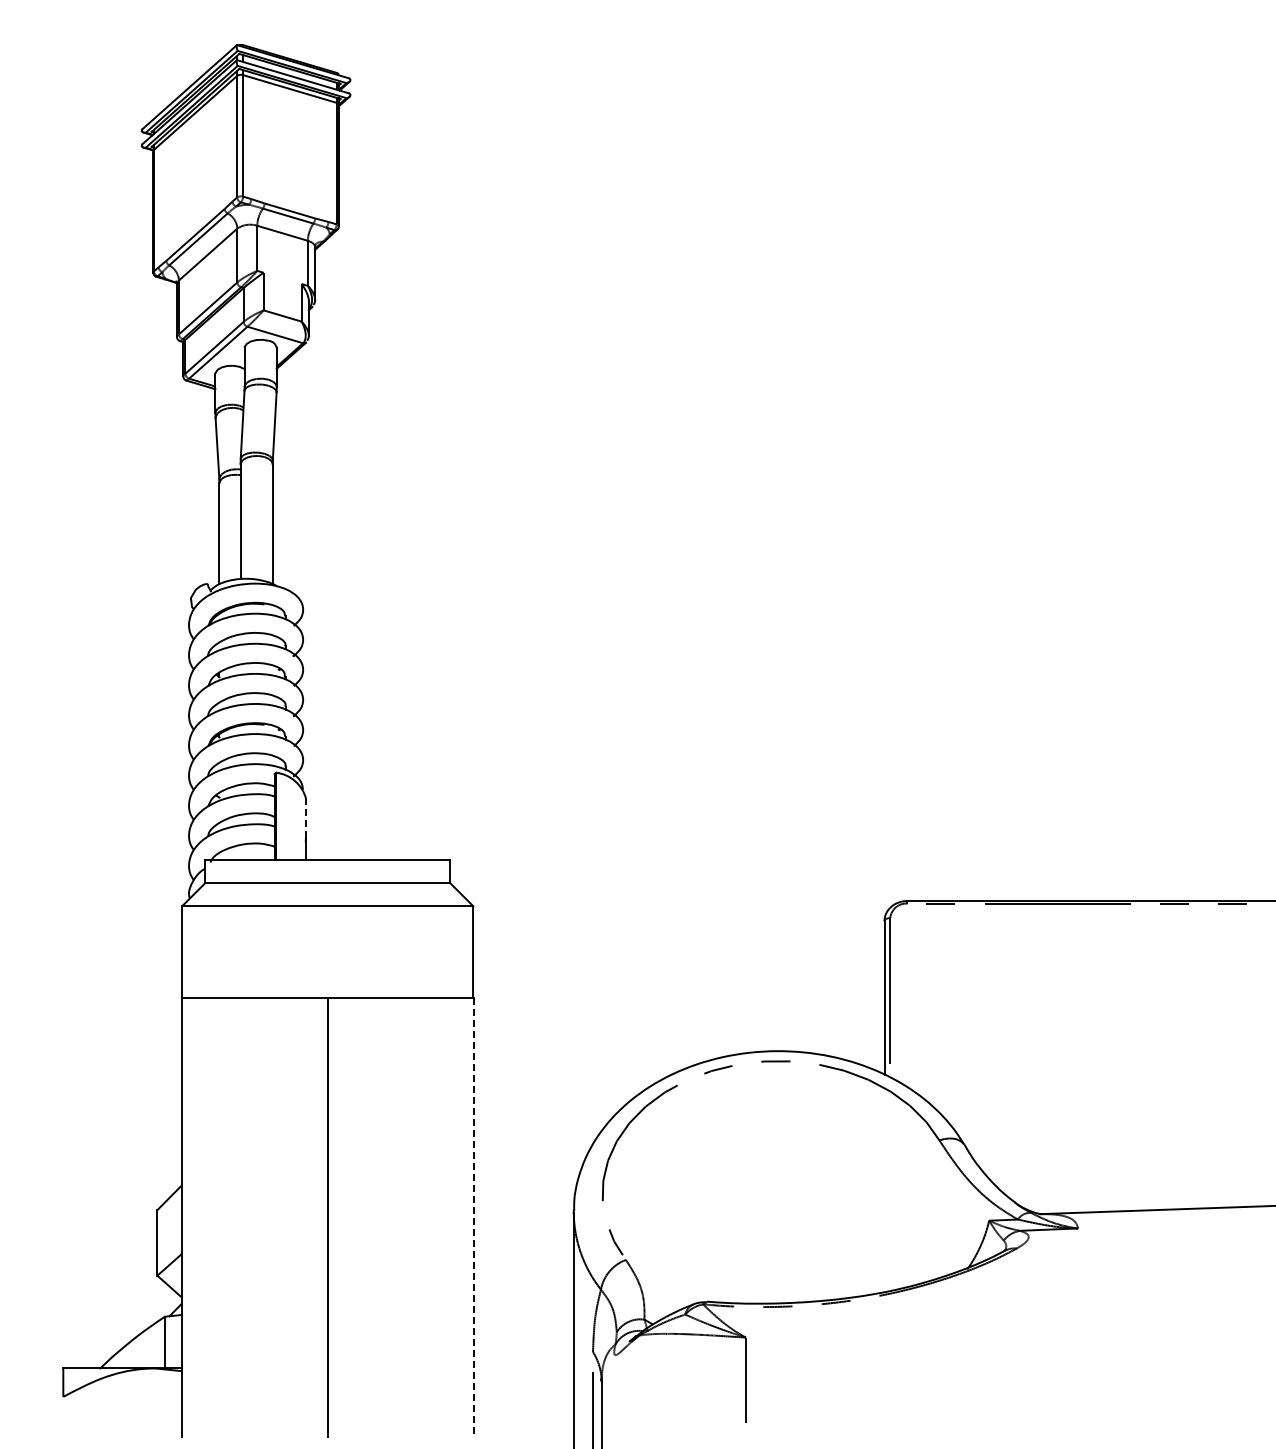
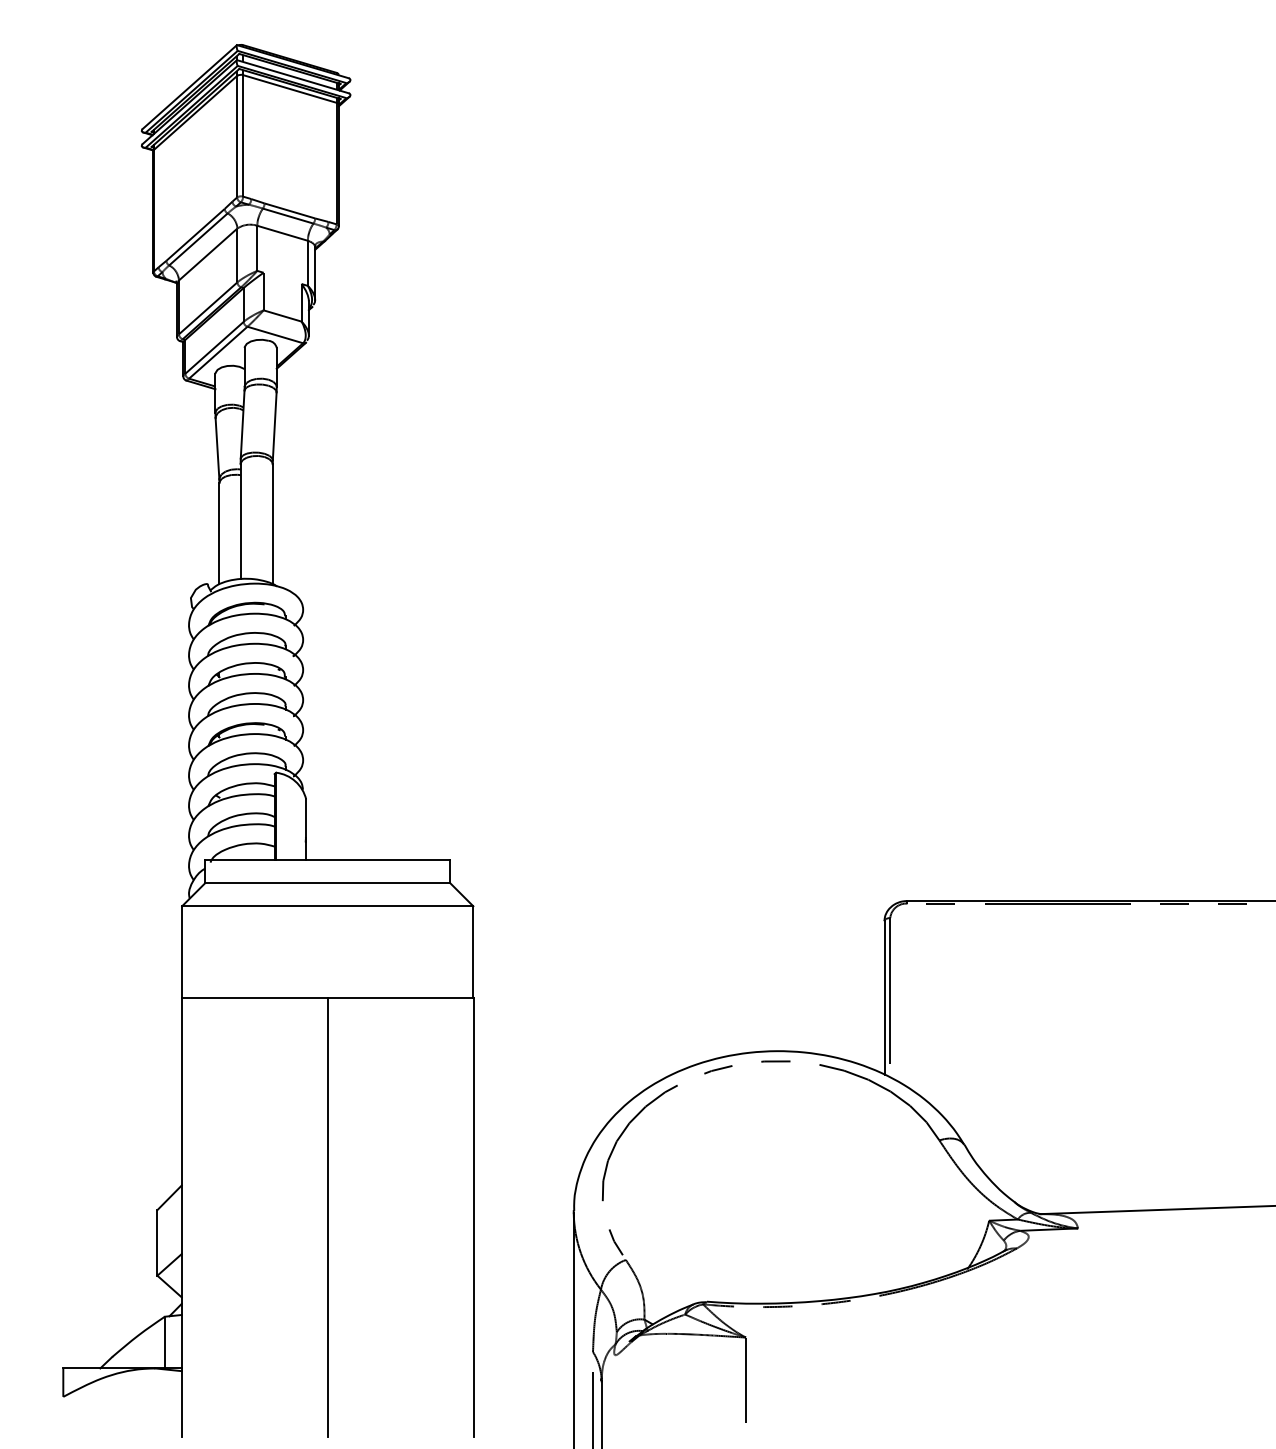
line: dashed -> solid (306, 818)
line: dashed -> solid (473, 1217)
